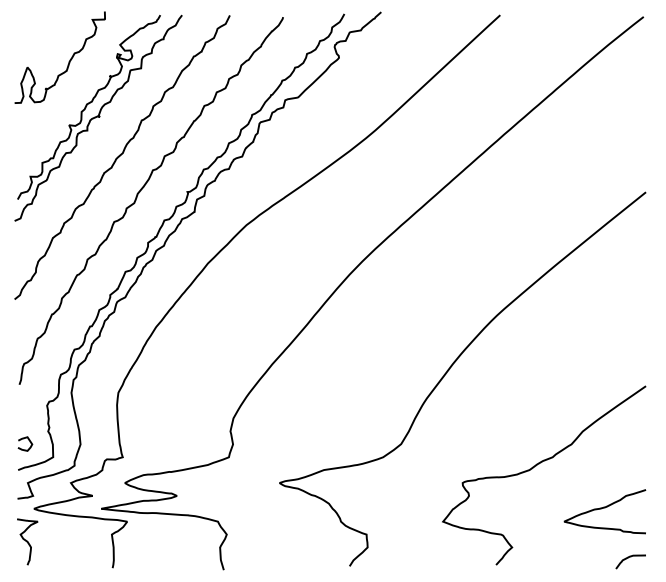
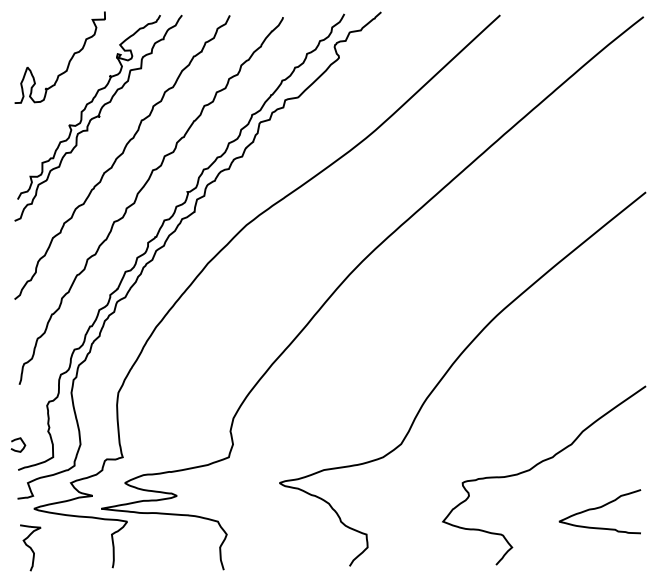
curve position: (29, 442) -> (22, 443) (22, 443)
curve position: (604, 508) -> (599, 508) (599, 508)
curve position: (27, 541) -> (30, 547) (30, 547)
curve: present -> none (628, 558)
